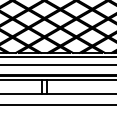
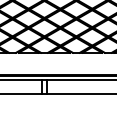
line: present -> none (57, 57)
line: present -> none (57, 64)
line: present -> none (57, 104)
